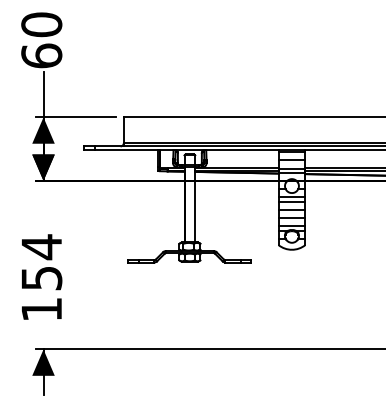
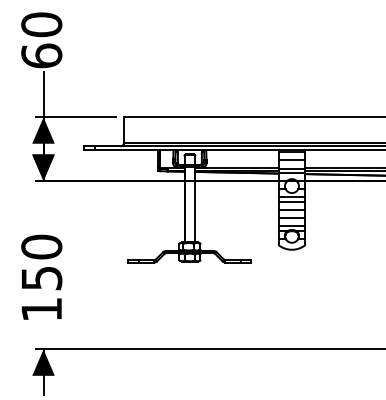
text: 154 -> 150 (41, 247)
